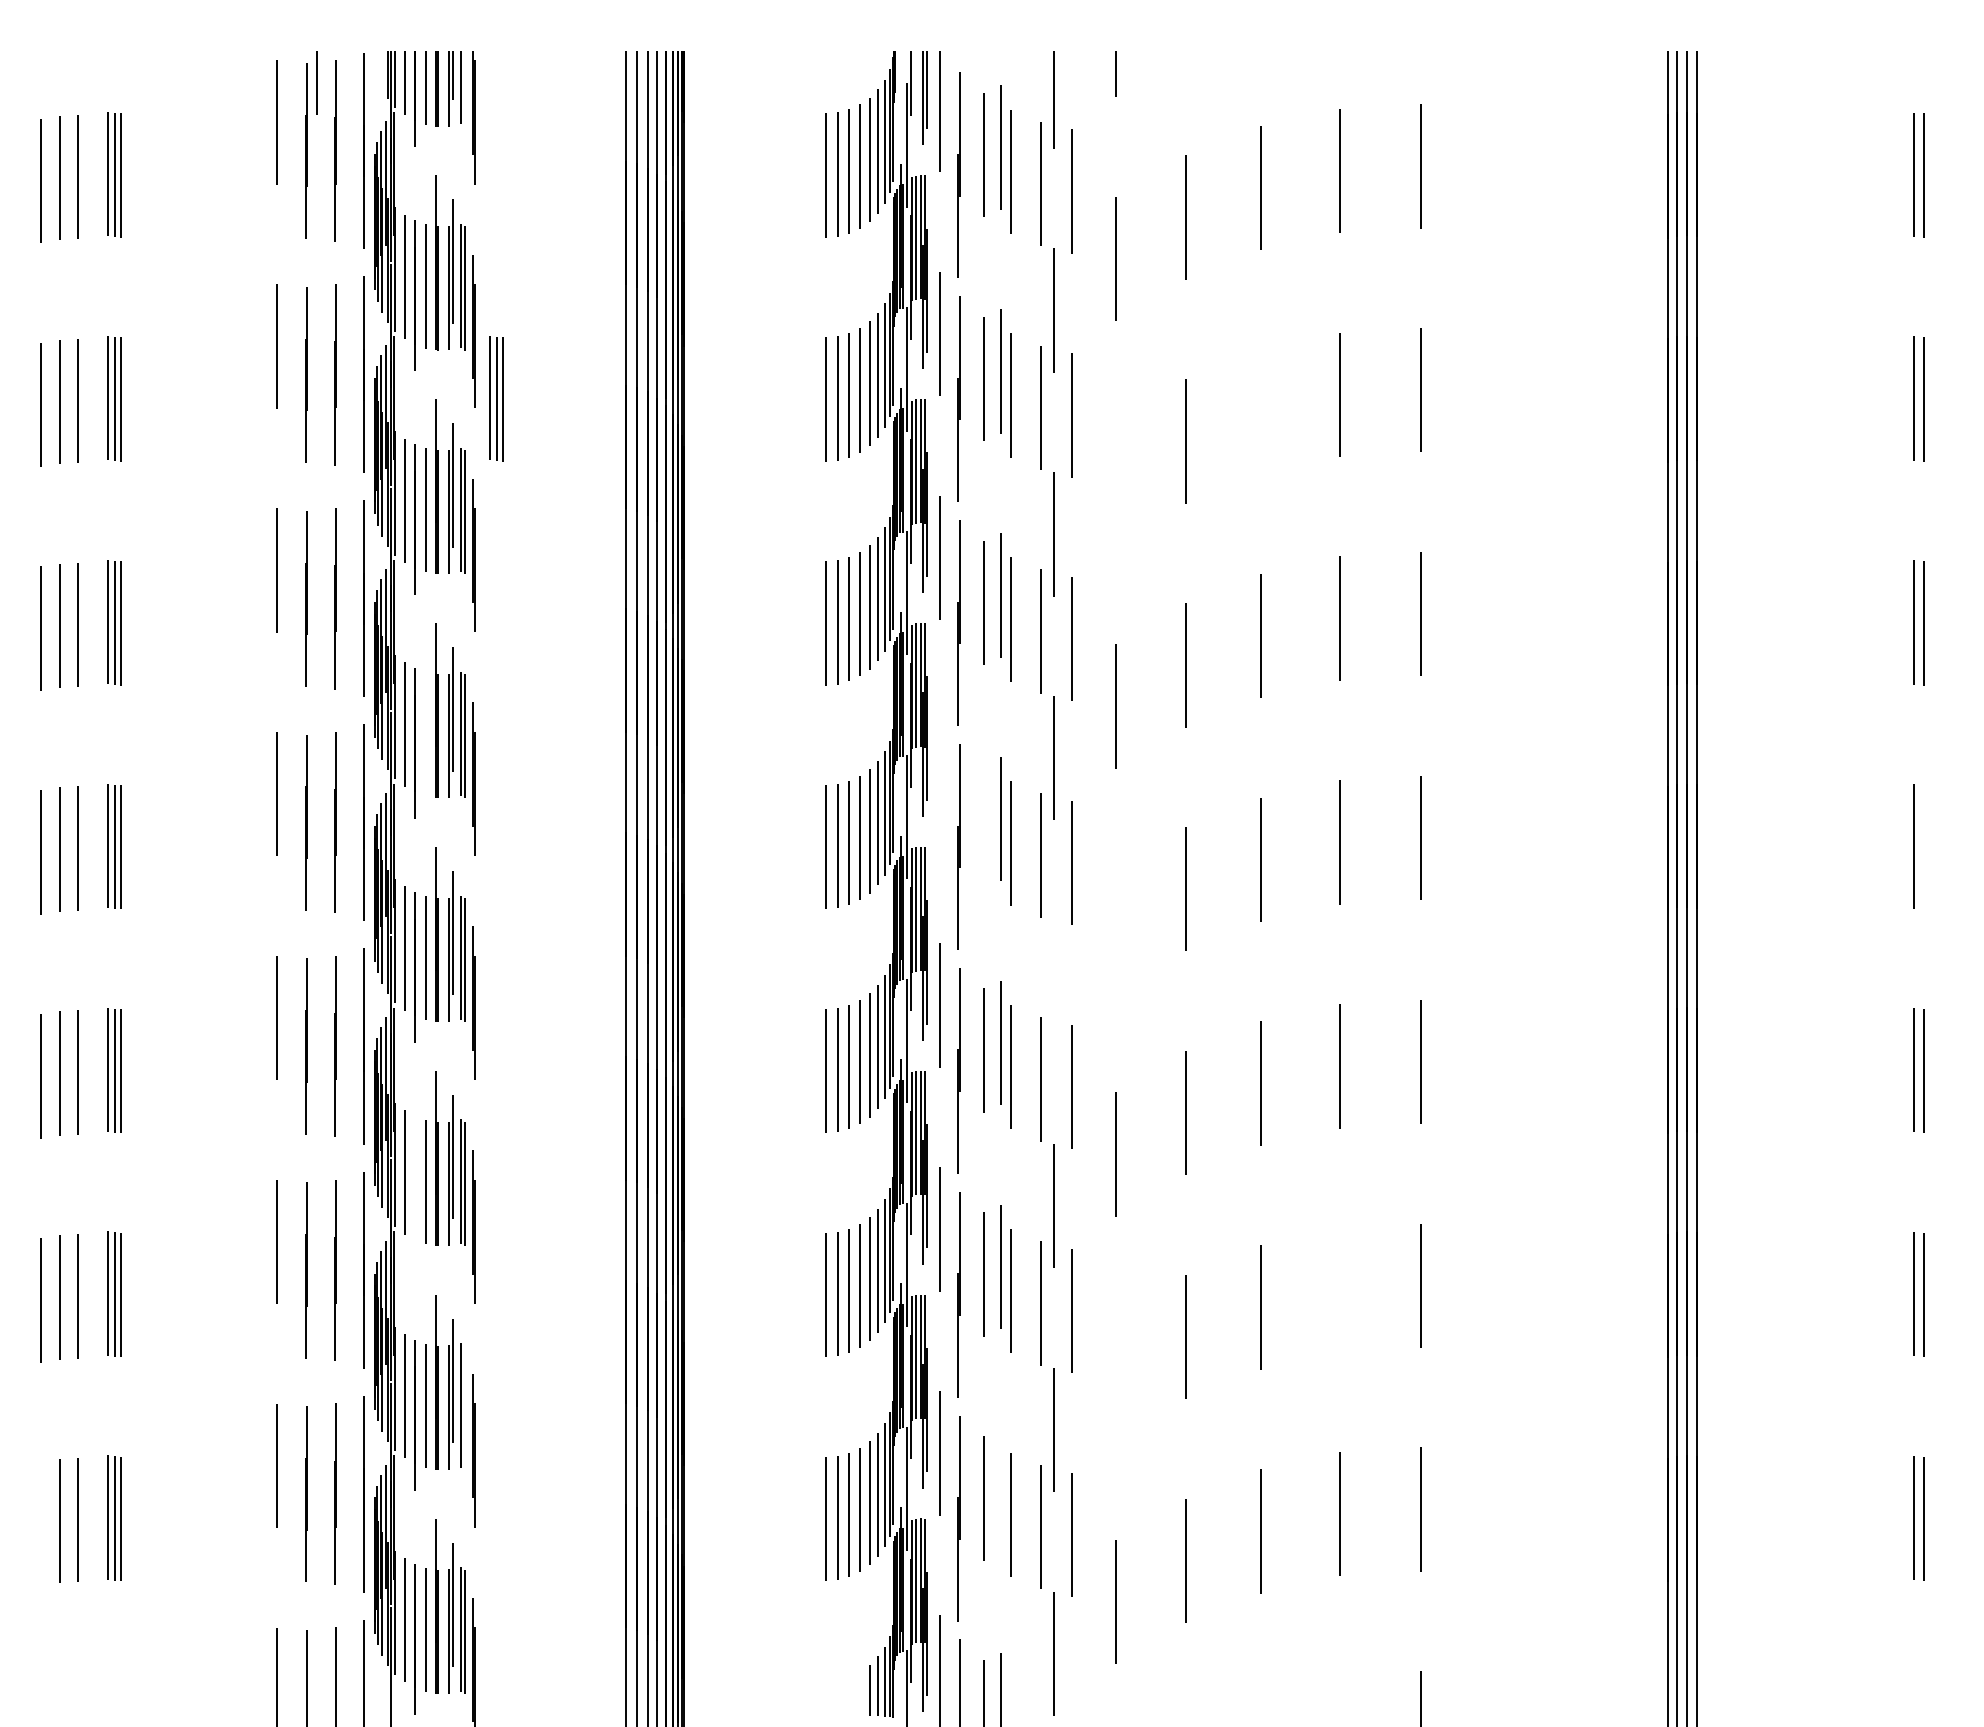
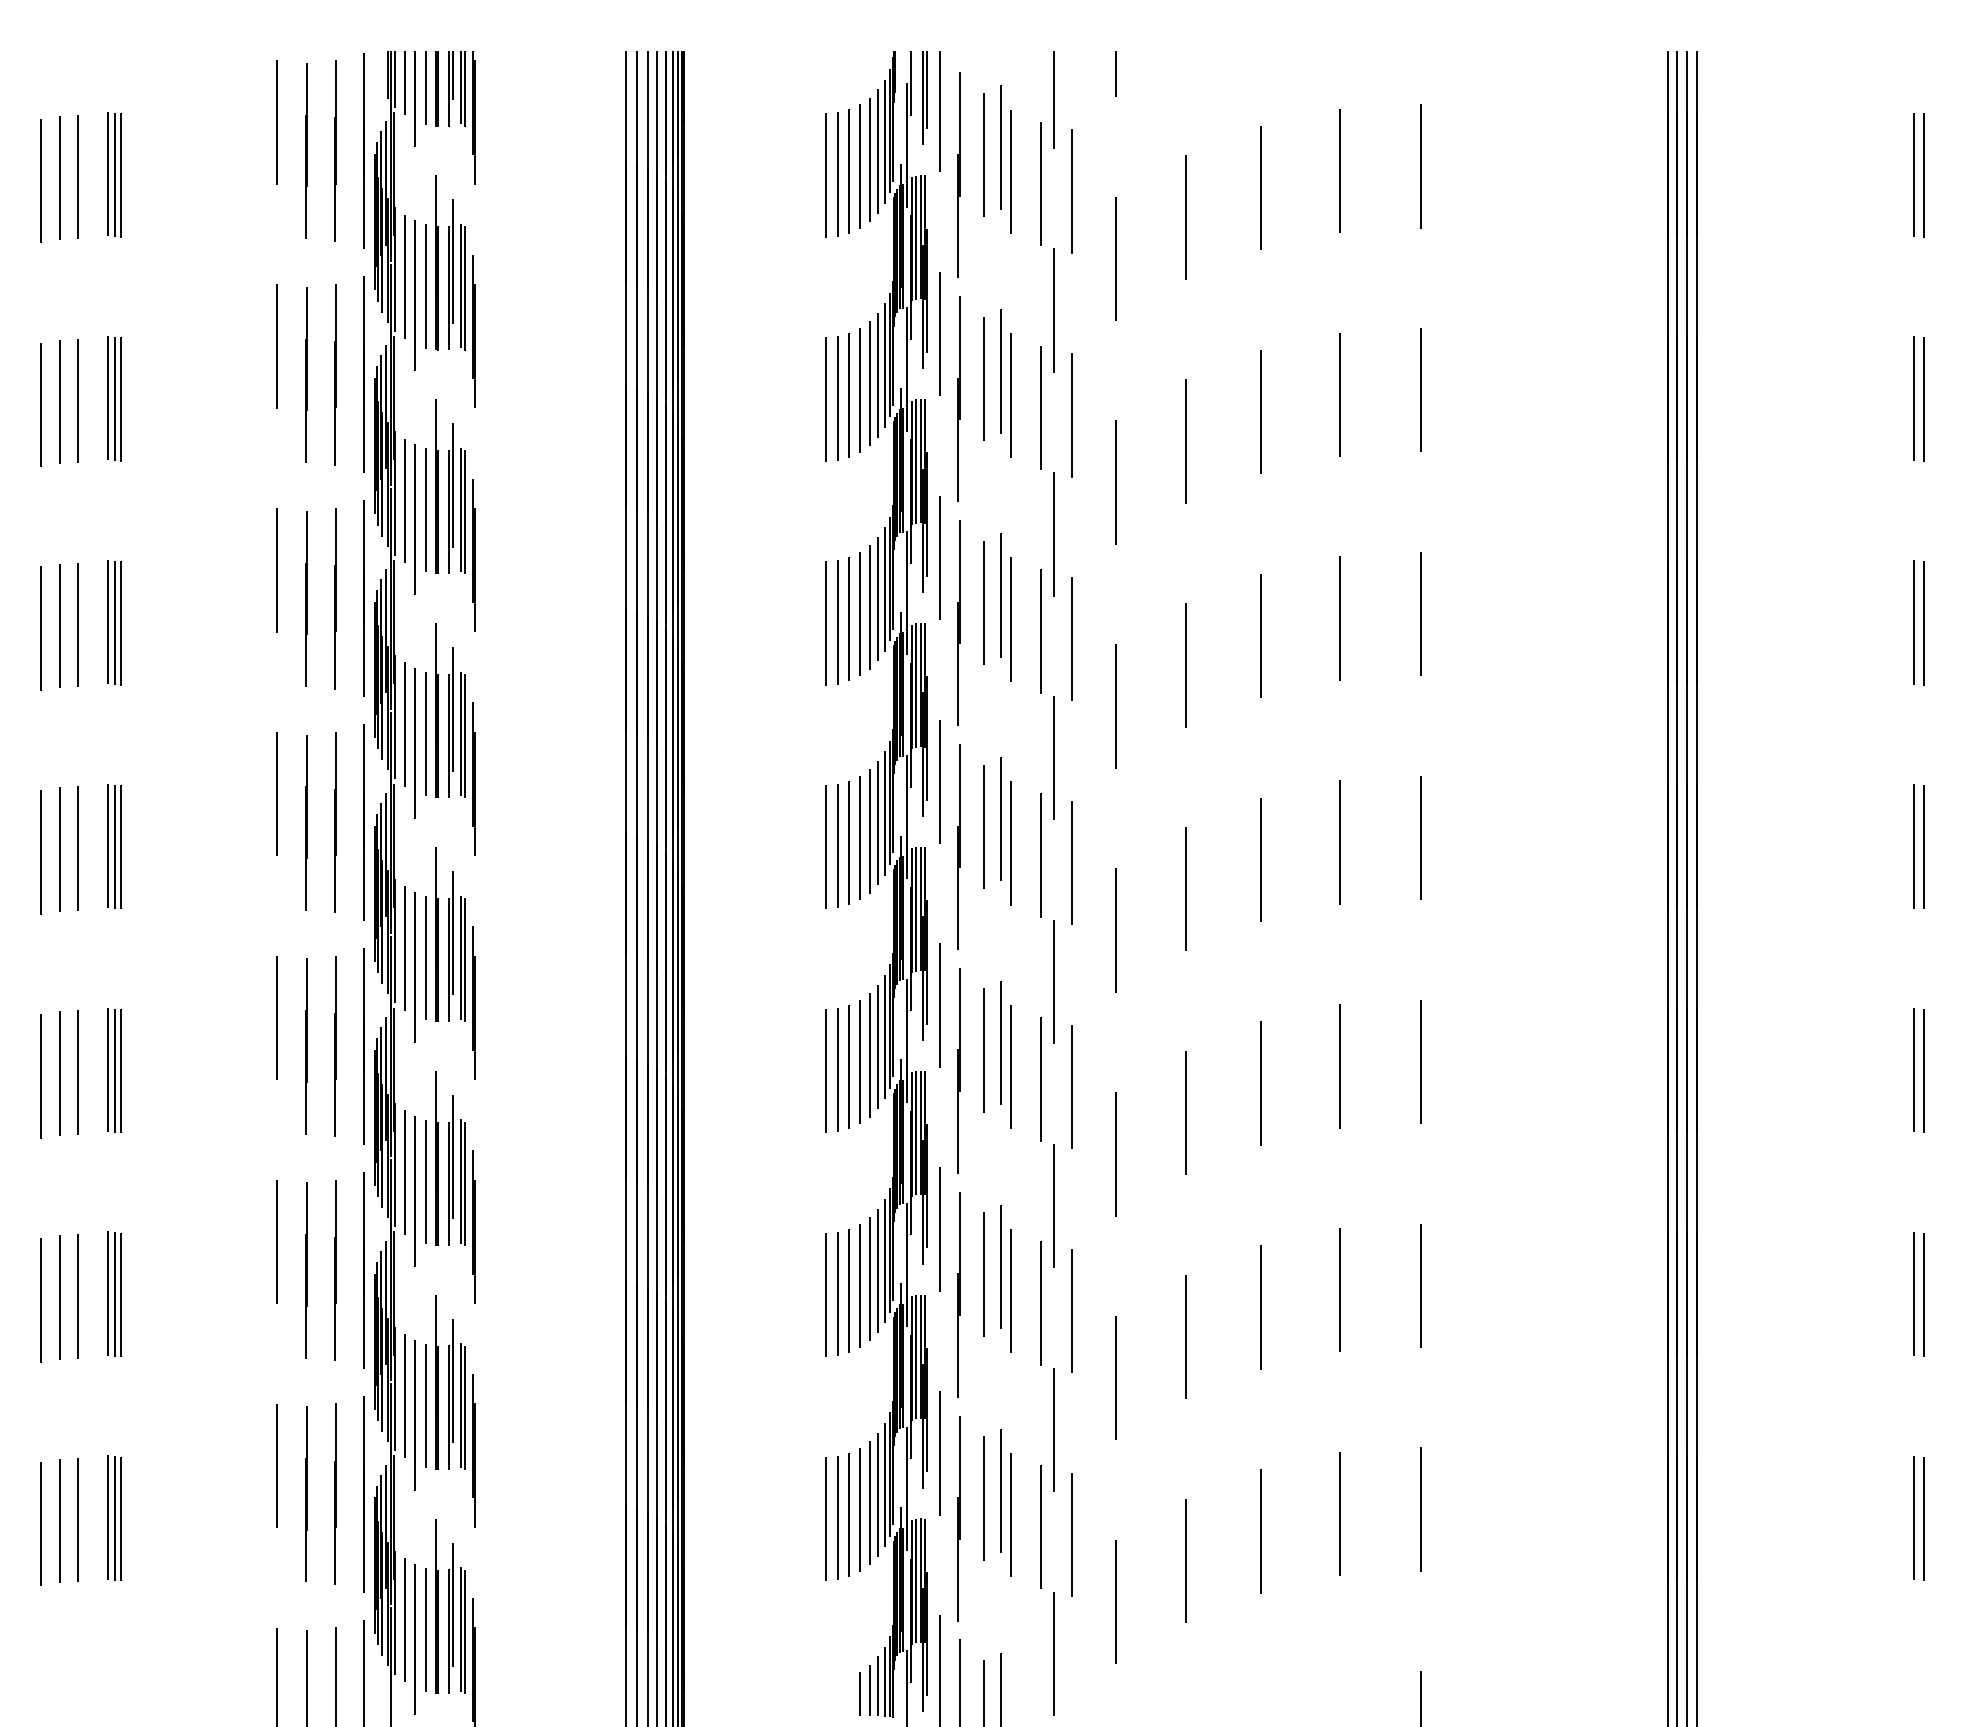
line: present -> none (316, 82)
line: none -> present (465, 88)
part: present -> none (496, 398)
line: none -> present (1261, 411)
line: none -> present (1116, 482)
line: none -> present (425, 733)
line: none -> present (939, 781)
line: none -> present (983, 826)
line: none -> present (1924, 847)
line: none -> present (1116, 930)
line: none -> present (1054, 981)
line: none -> present (414, 1191)
line: none -> present (1340, 1290)
line: none -> present (1115, 1377)
line: none -> present (465, 1407)
line: none -> present (1000, 1490)
line: none -> present (41, 1524)
line: none -> present (860, 1693)
